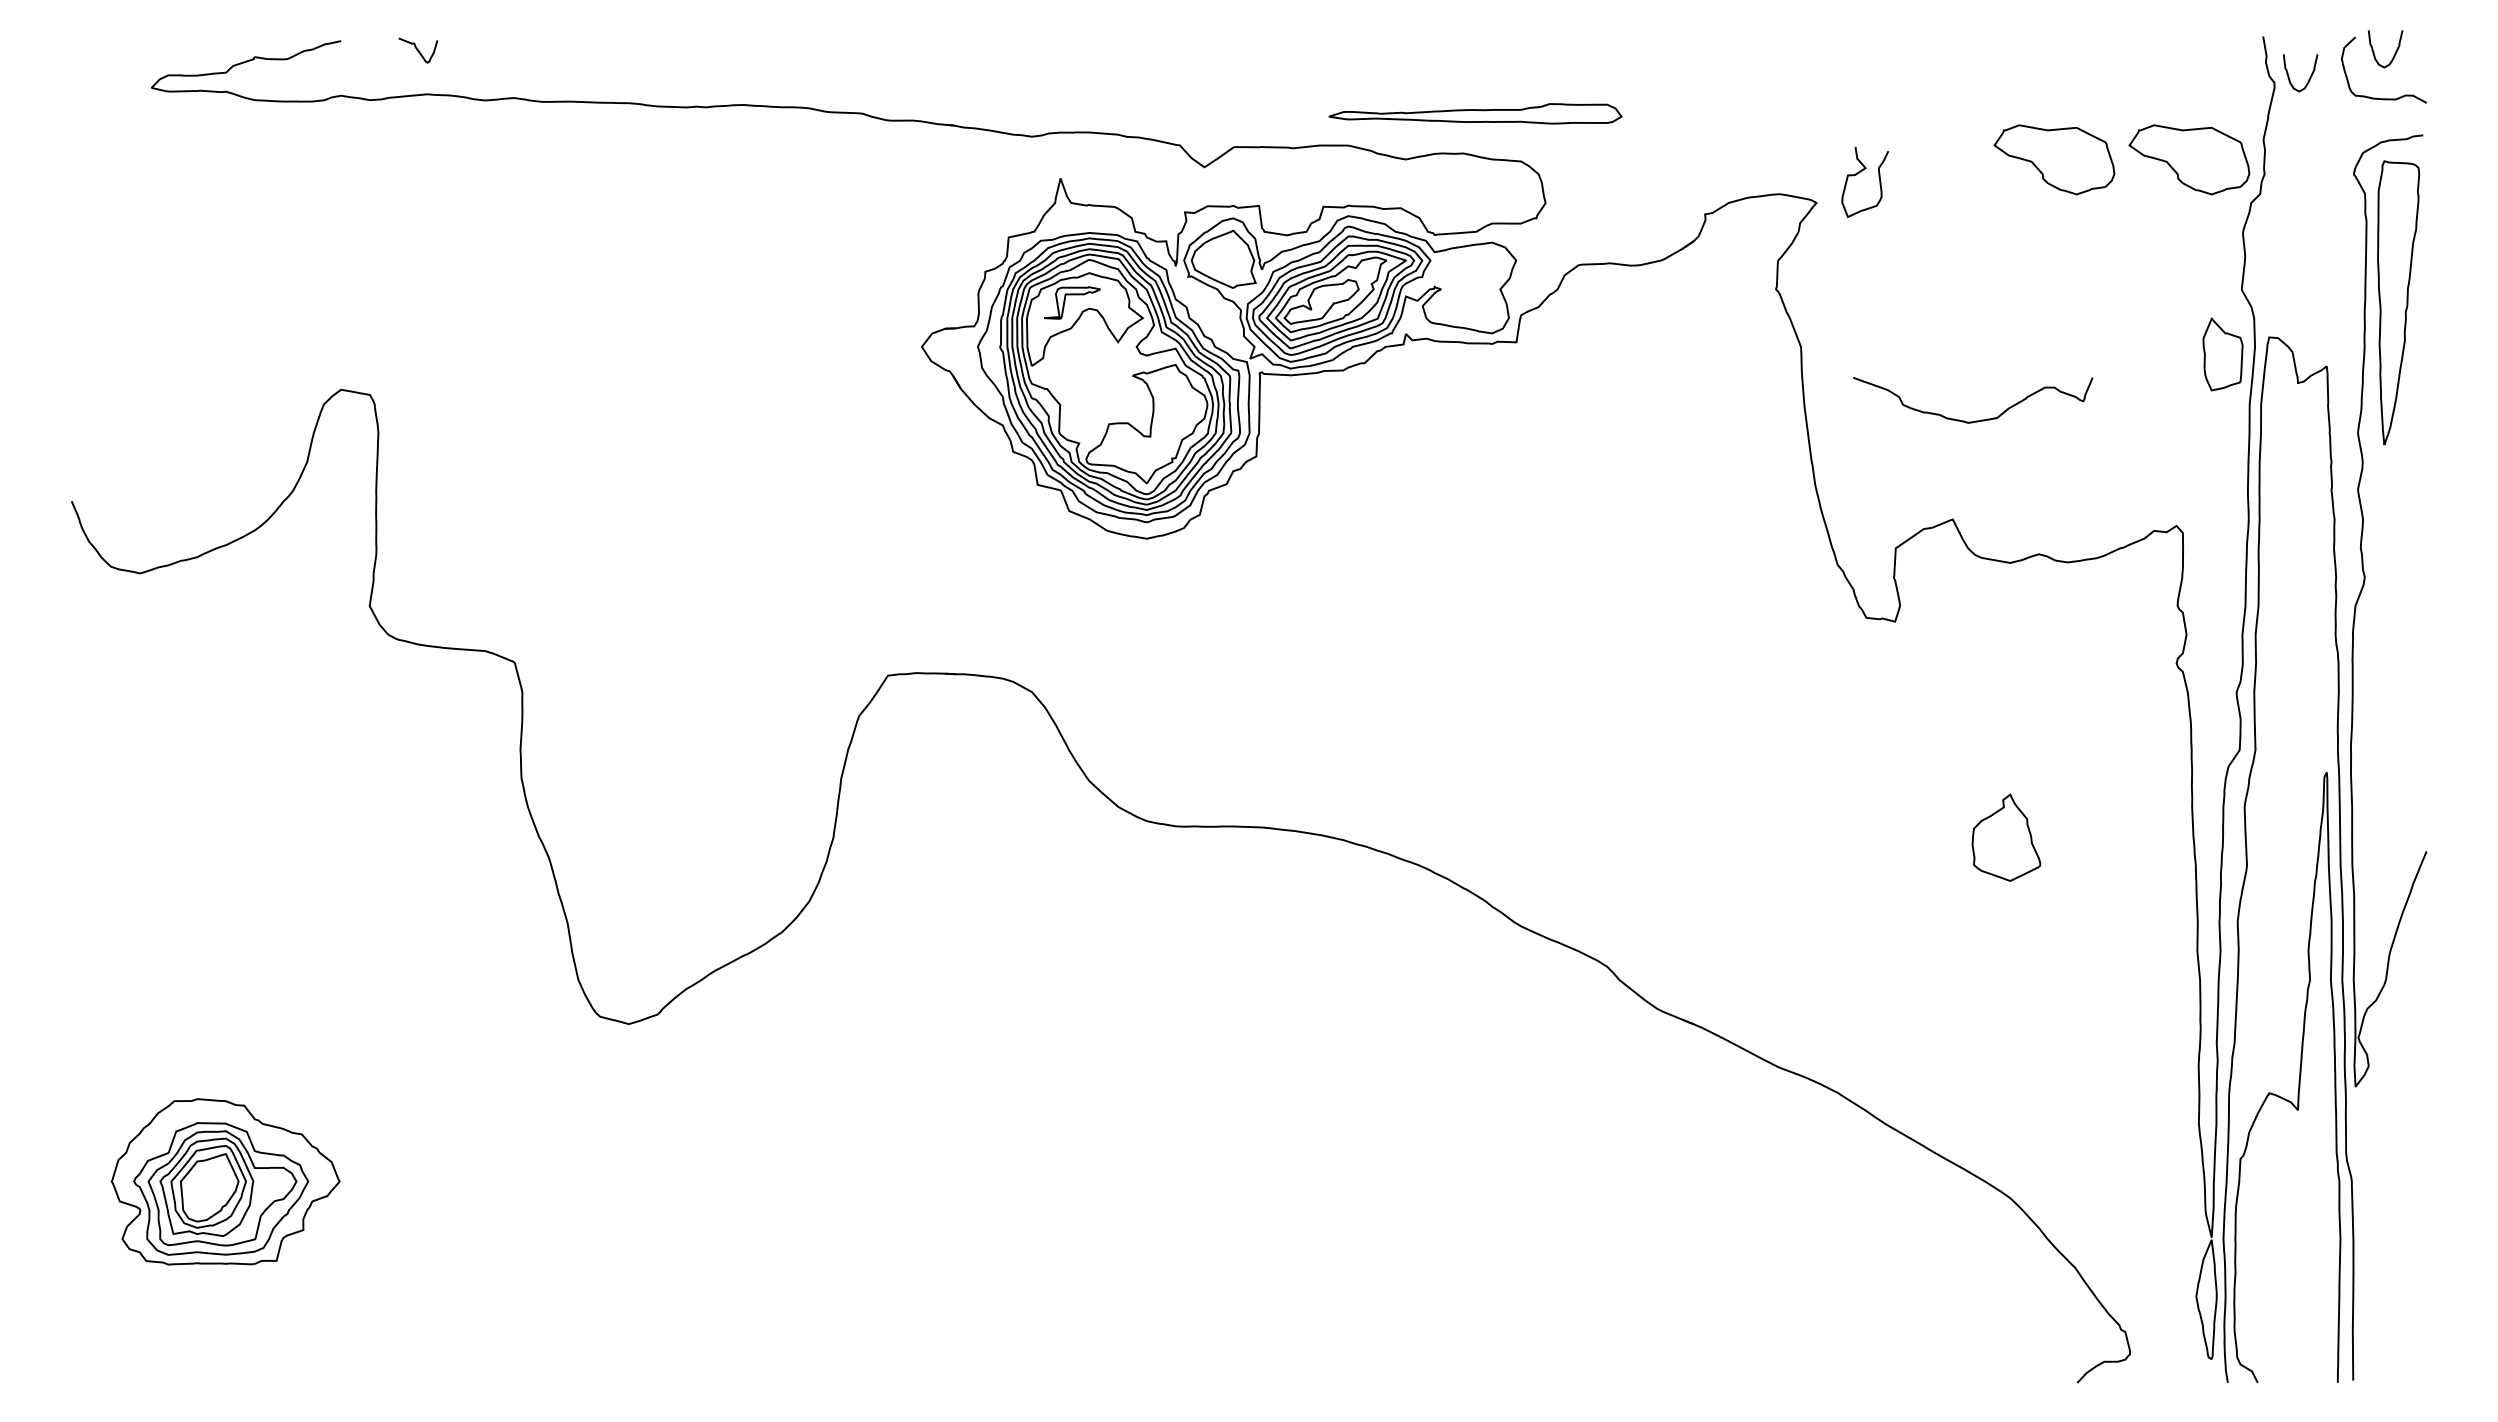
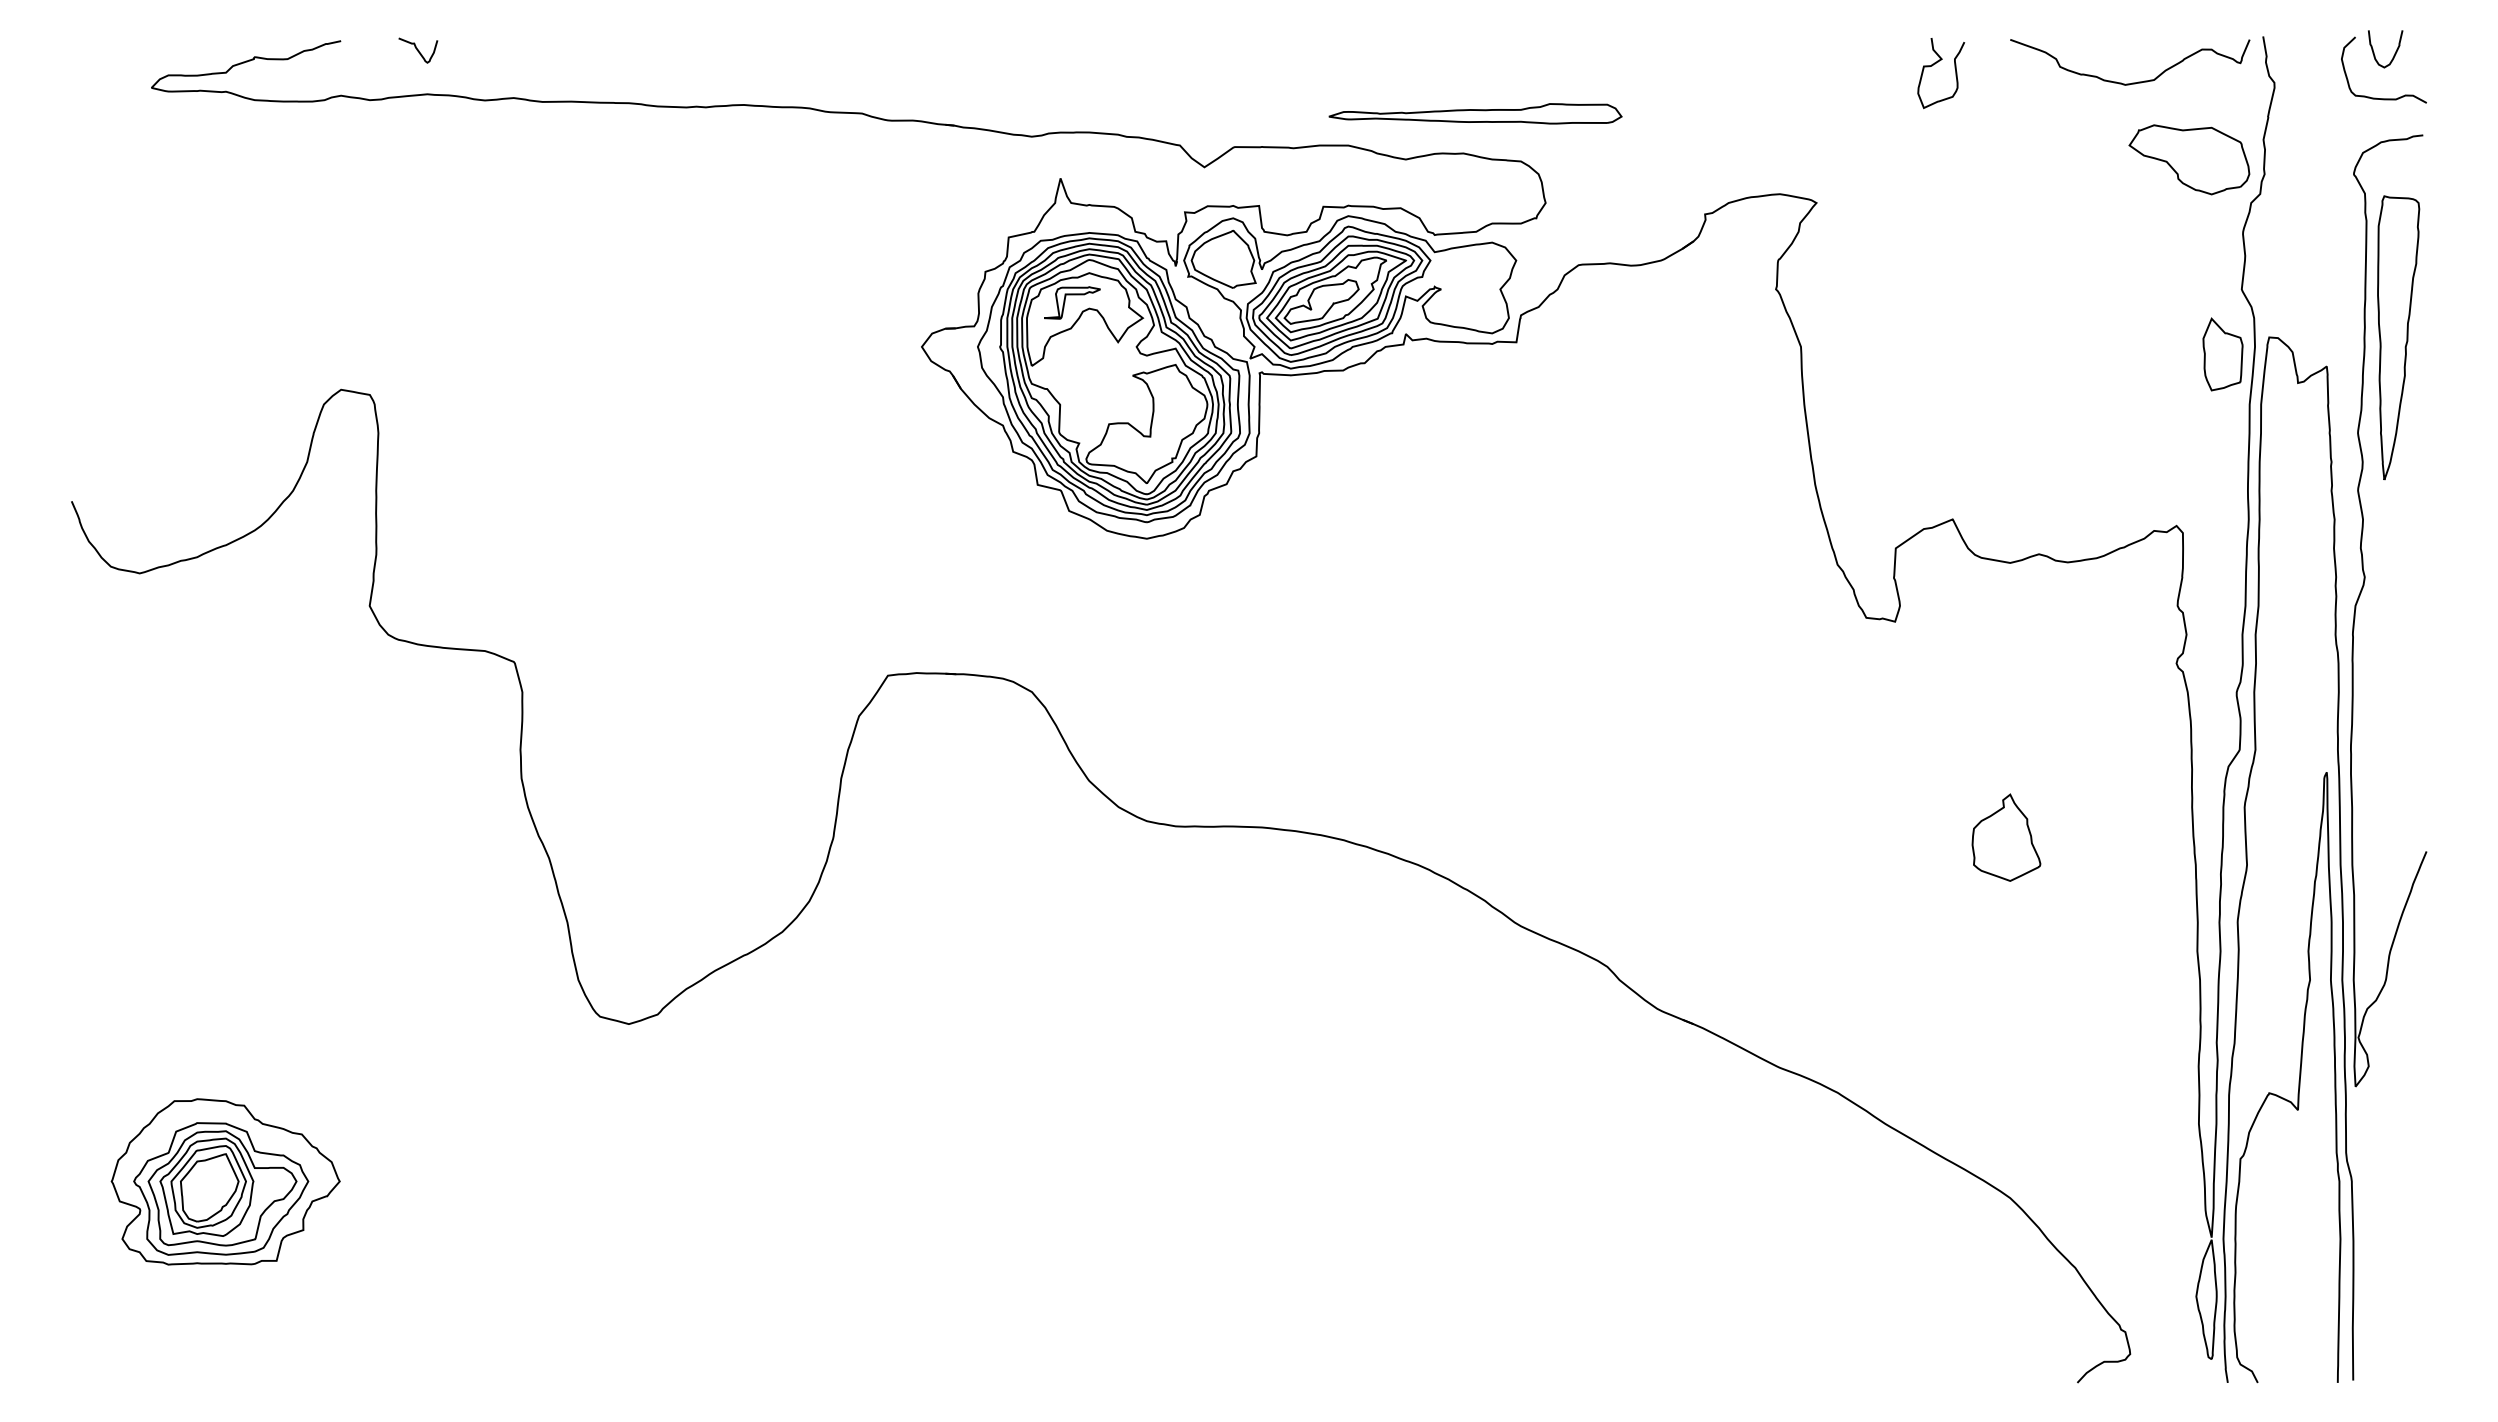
curve: present -> none (2309, 77)
part: present -> none (2054, 159)
curve position: (1859, 173) -> (1935, 64) (1935, 64)
part position: (2398, 302) -> (2398, 337) (2398, 337)
curve position: (1975, 420) -> (2132, 82) (2132, 82)
